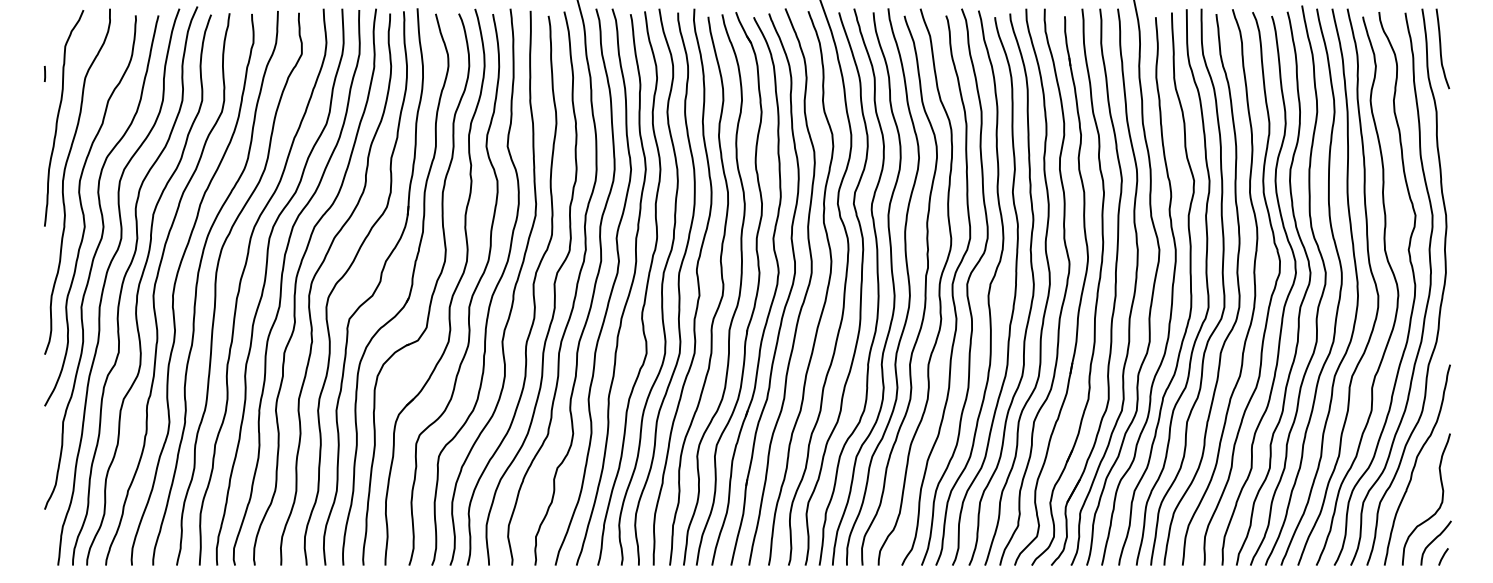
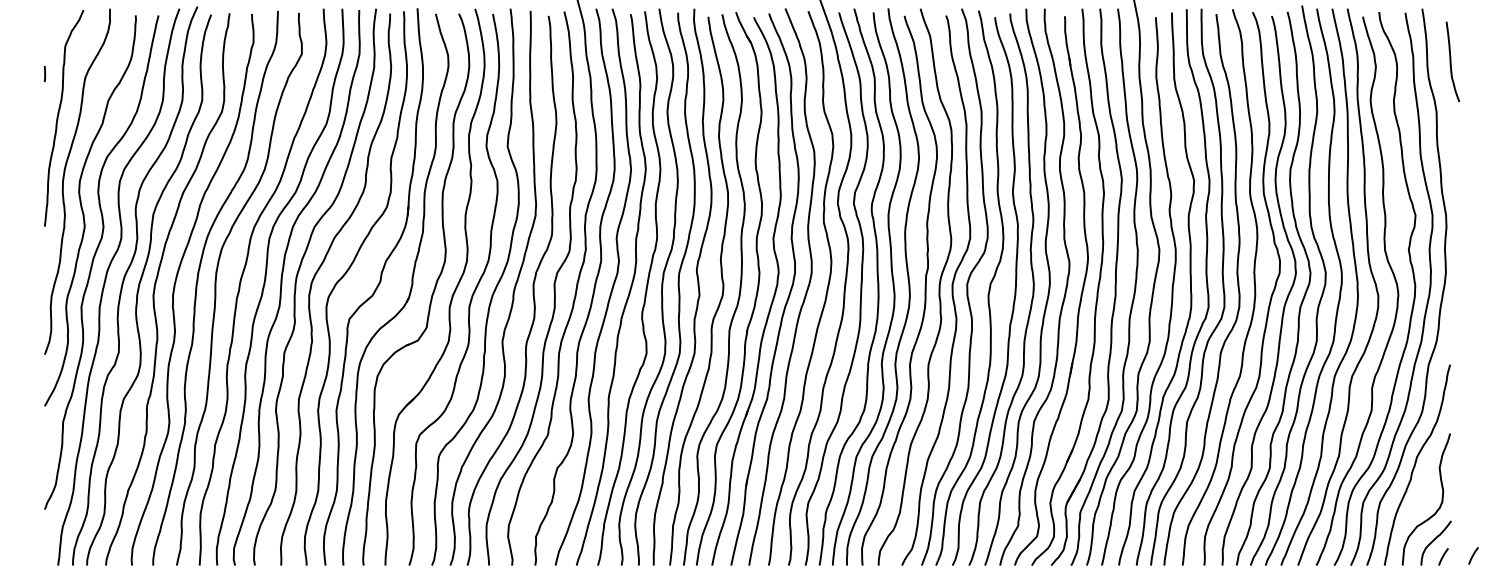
curve position: (1441, 48) -> (1451, 61) (1451, 61)
line: none -> present (1473, 555)
